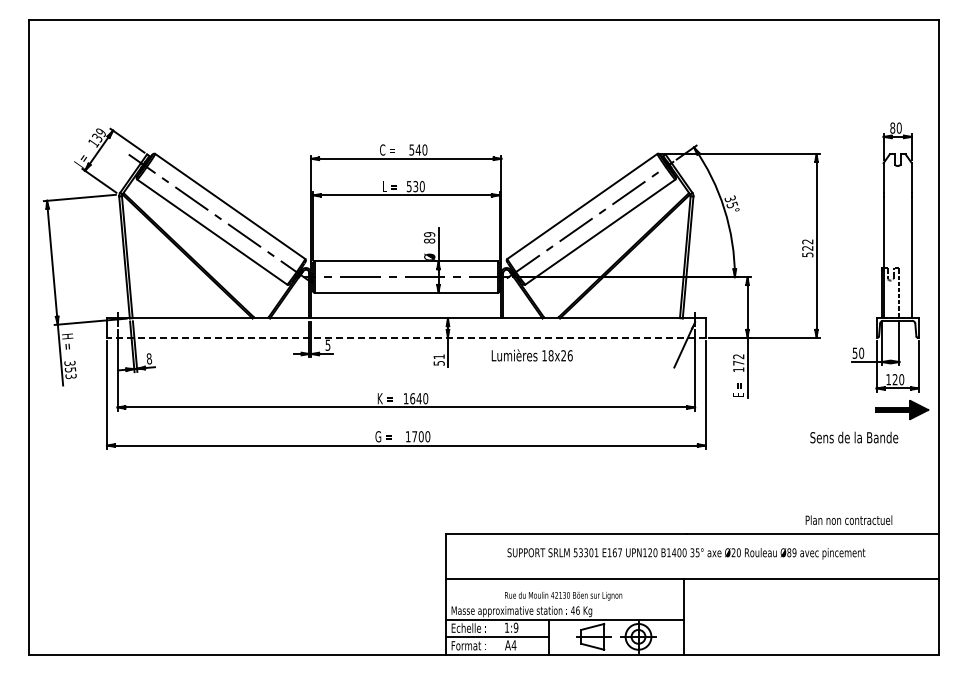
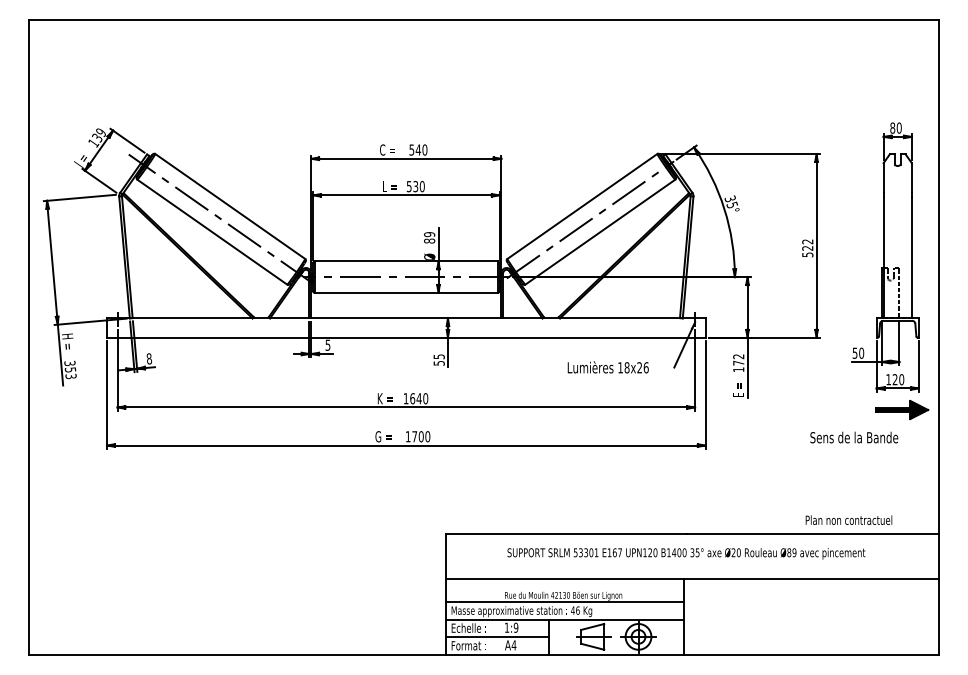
line: dashed -> solid (405, 337)
text position: (531, 355) -> (607, 367) (607, 367)
text: 51 -> 55 (438, 356)
line: none -> present (564, 602)
